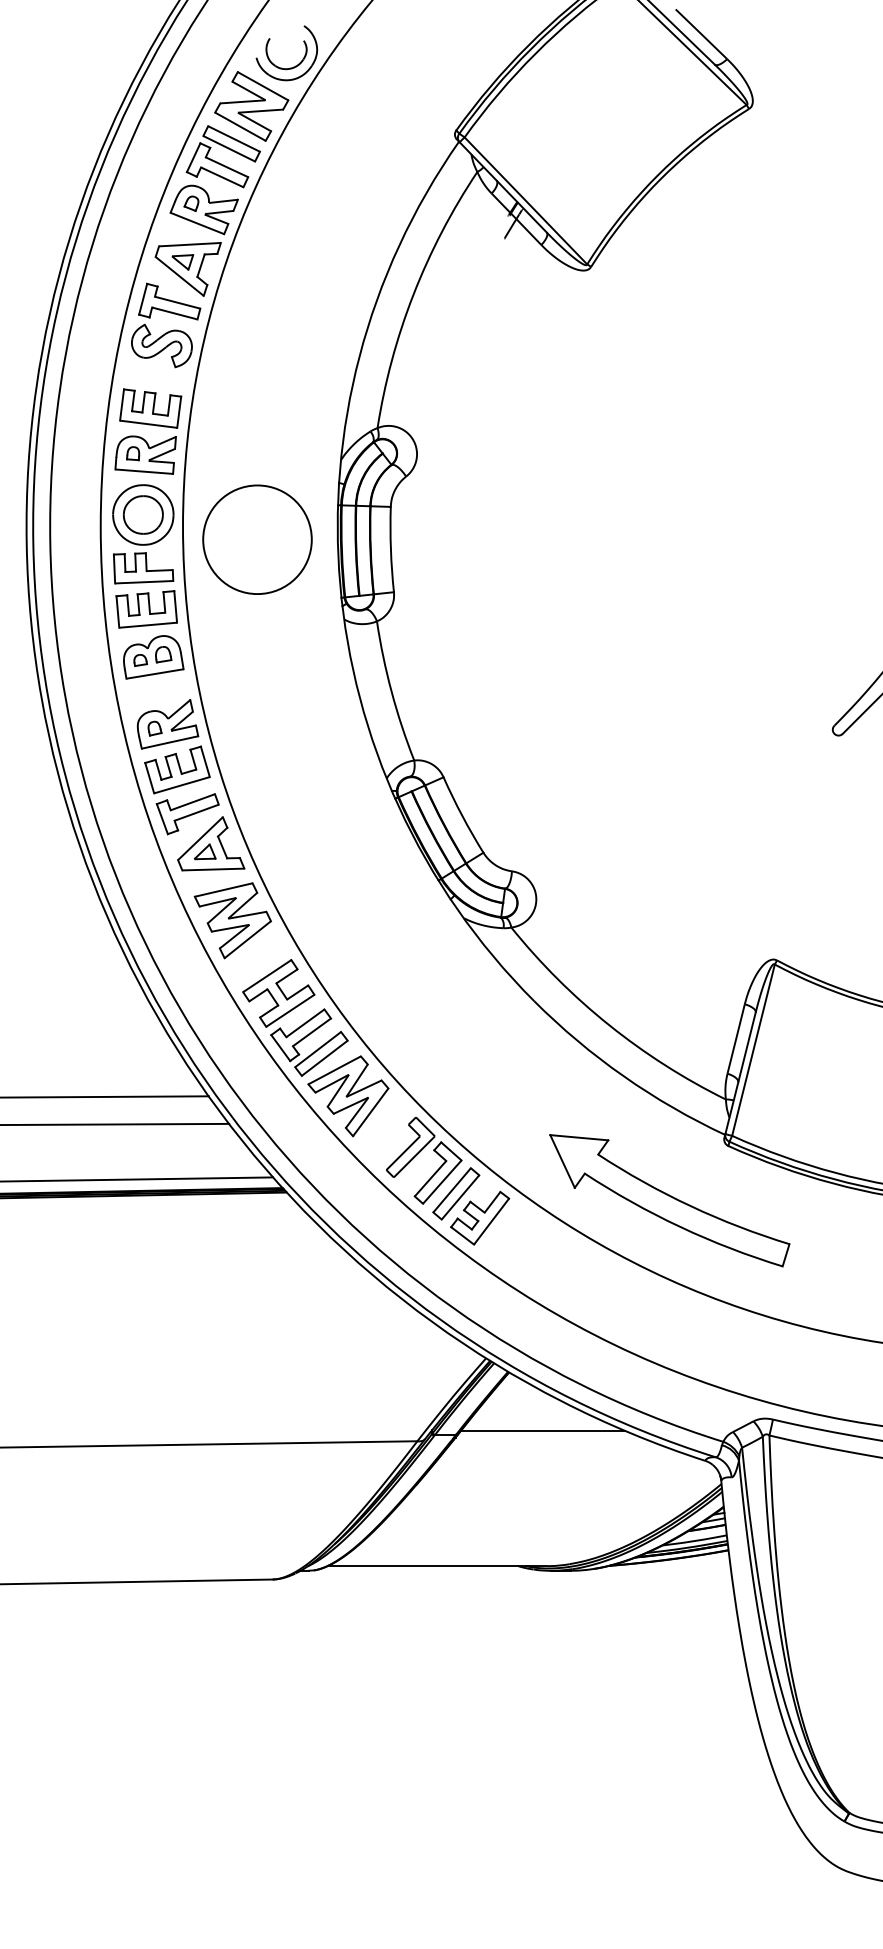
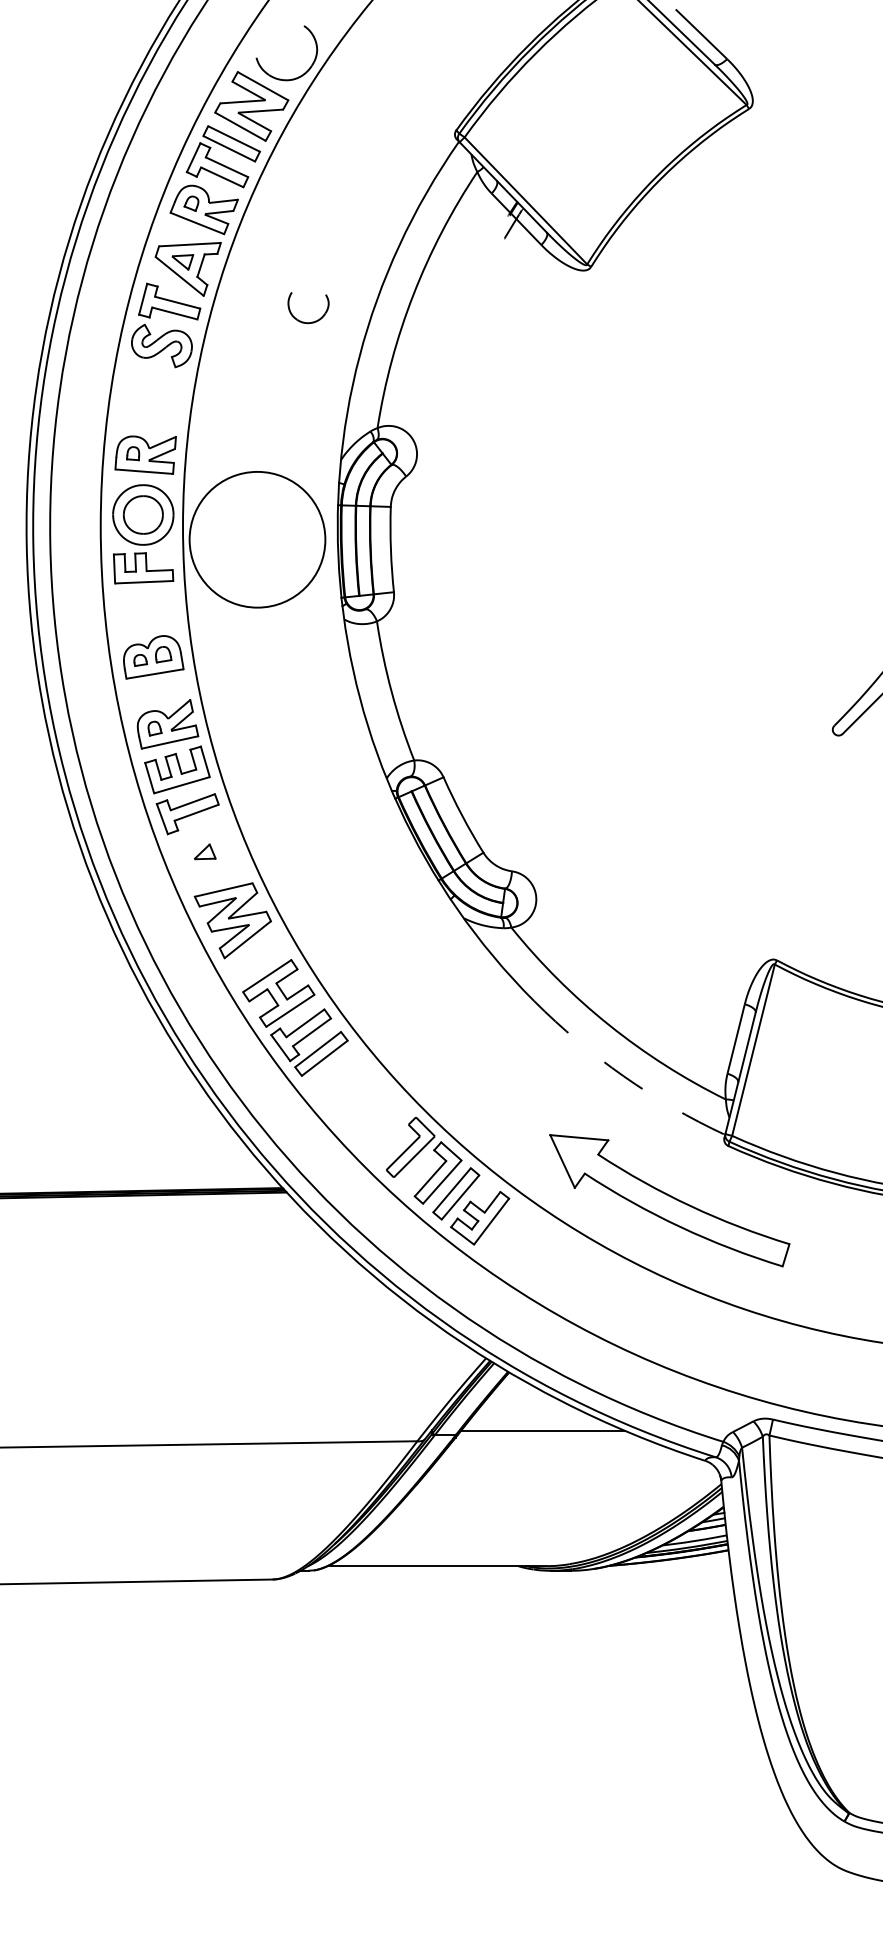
part position: (290, 67) -> (312, 321) (312, 321)
part: present -> none (150, 408)
circle diameter: 109 px -> 136 px (257, 539)
part: present -> none (146, 609)
part: present -> none (211, 843)
arc: solid -> dashed (623, 1076)
line: present -> none (105, 1096)
part: present -> none (348, 1096)
line: present -> none (115, 1124)
line: present -> none (137, 1179)
